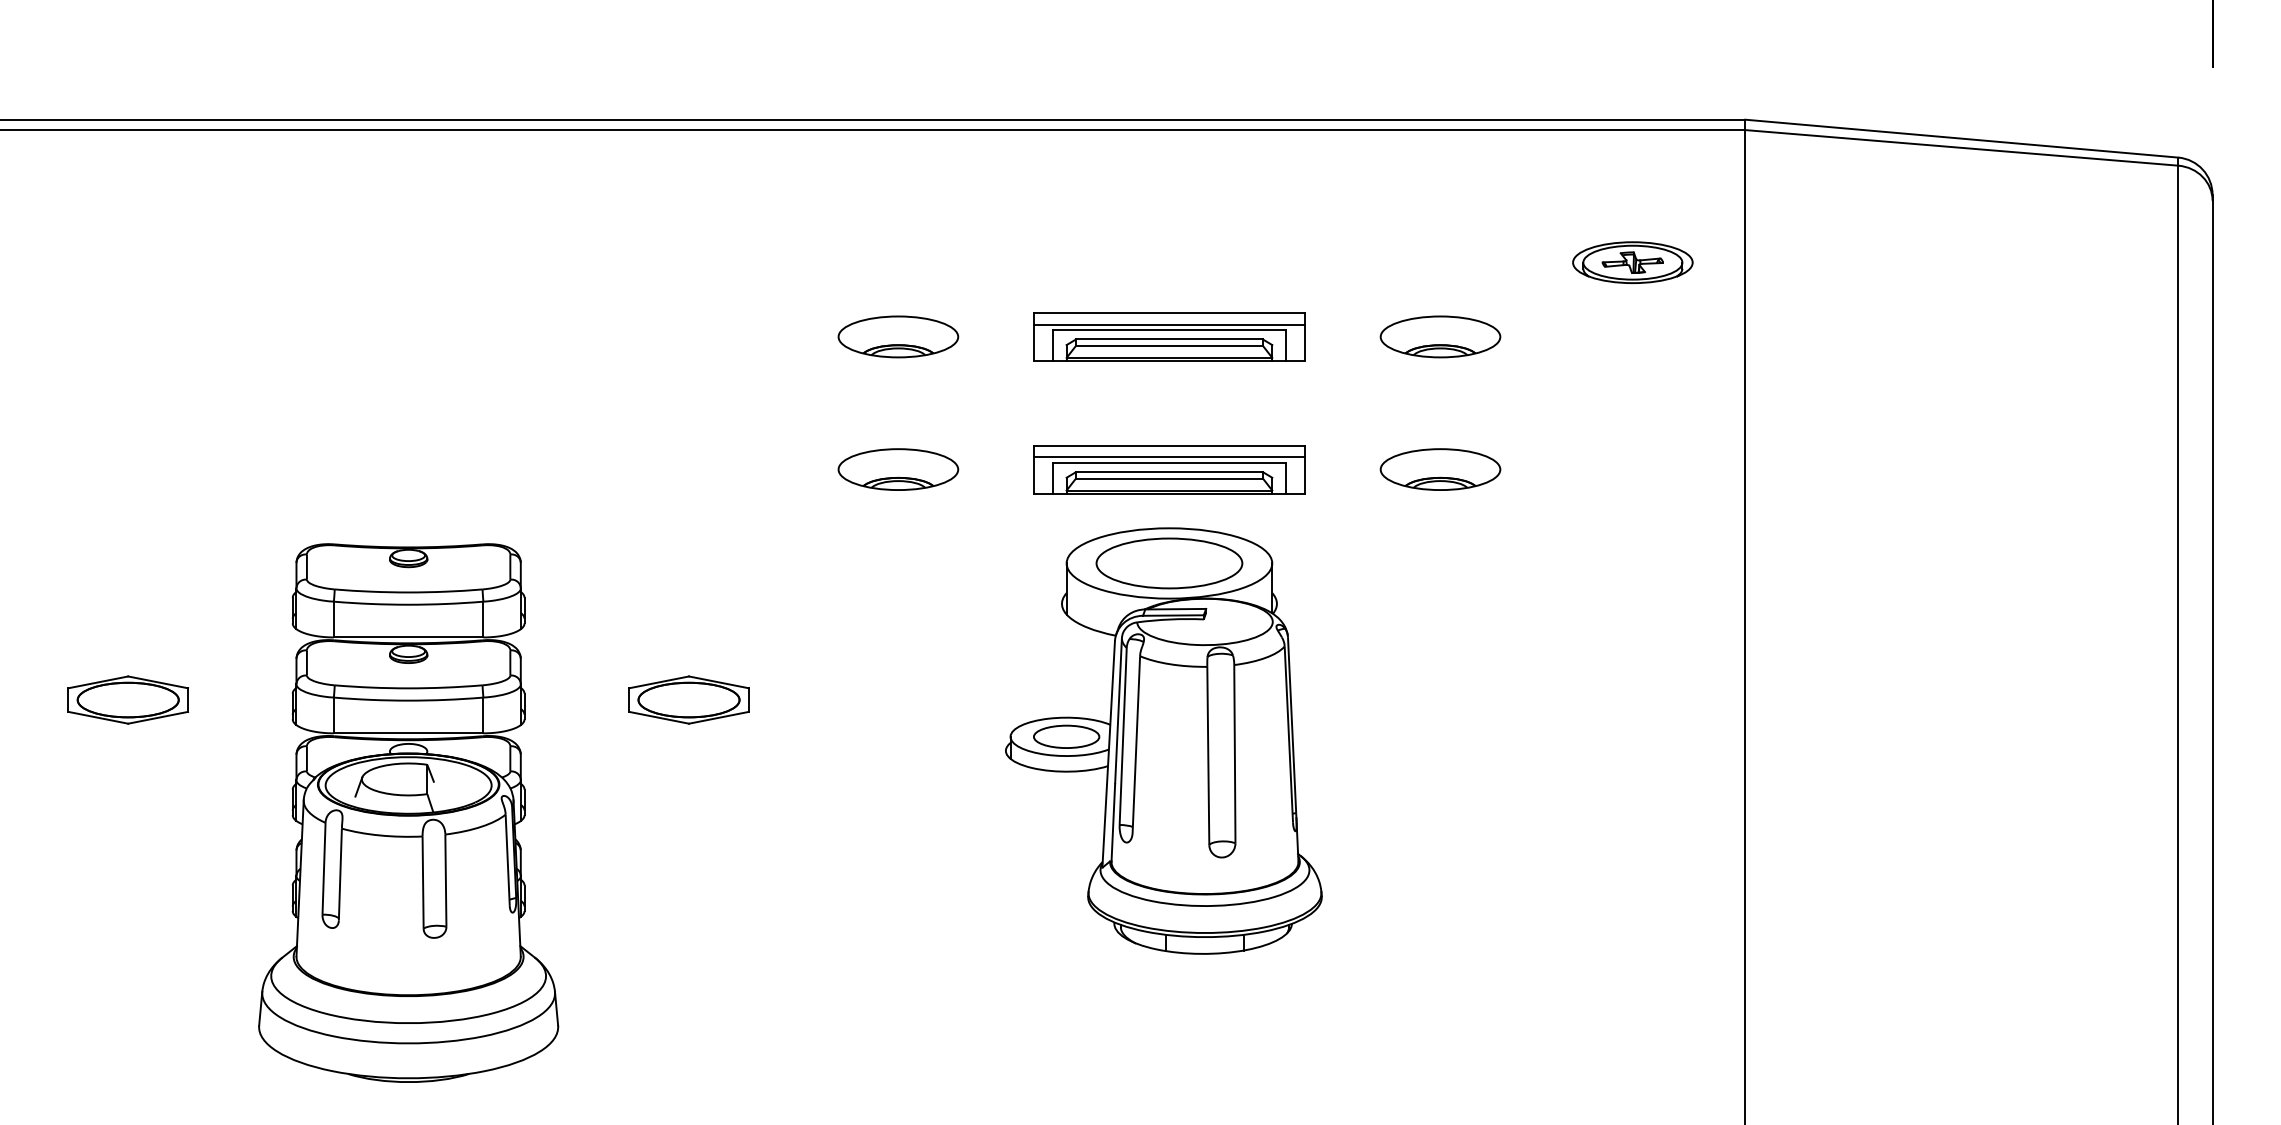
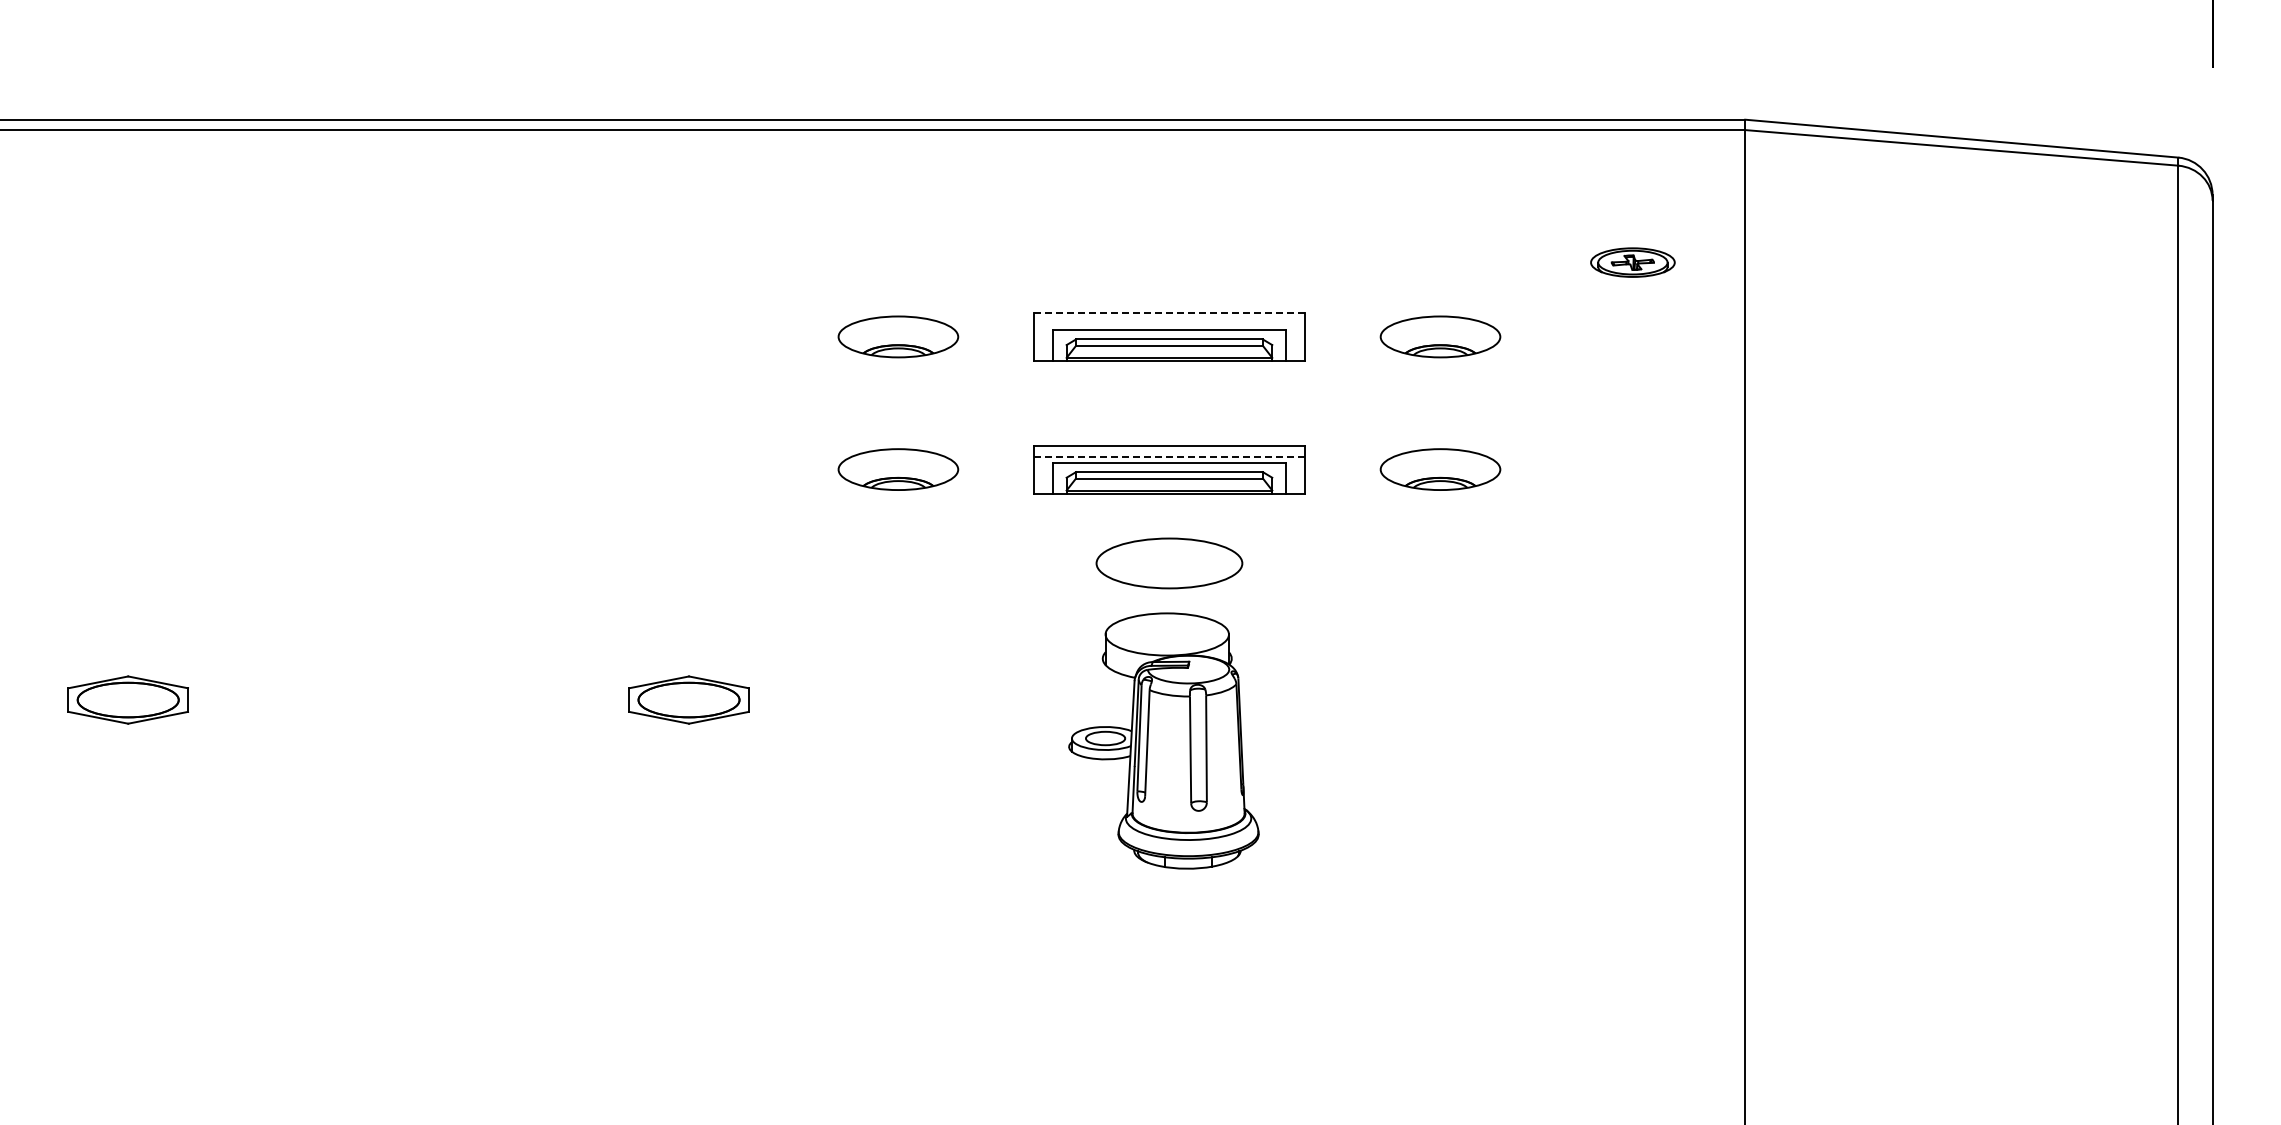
part size: 122x43 px -> 86x31 px (1632, 262)
line: solid -> dashed (1169, 312)
line: present -> none (1169, 324)
line: solid -> dashed (1169, 457)
part size: 318x428 px -> 192x258 px (1163, 740)
part: present -> none (408, 812)
